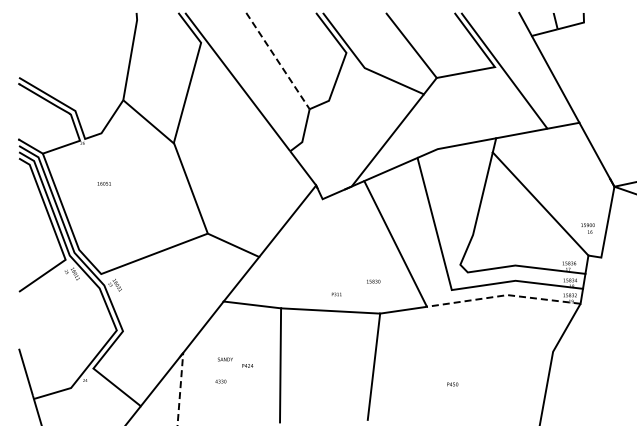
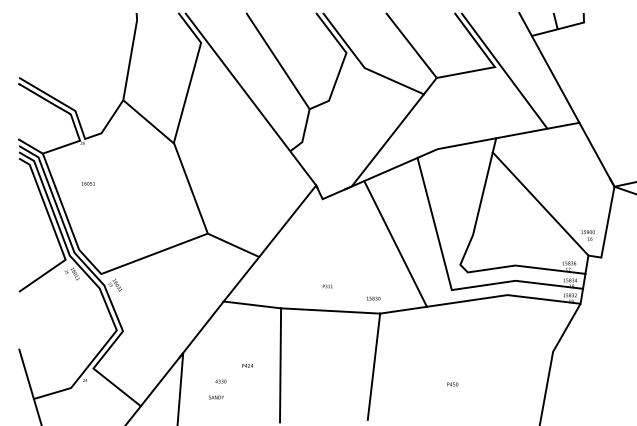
line: dashed -> solid (277, 60)
text position: (103, 183) -> (87, 183) (87, 183)
text position: (587, 228) -> (587, 235) (587, 235)
text position: (373, 281) -> (373, 298) (373, 298)
text position: (336, 294) -> (327, 286) (327, 286)
line: dashed -> solid (503, 295)
text position: (224, 359) -> (215, 397) (215, 397)
line: dashed -> solid (180, 384)
